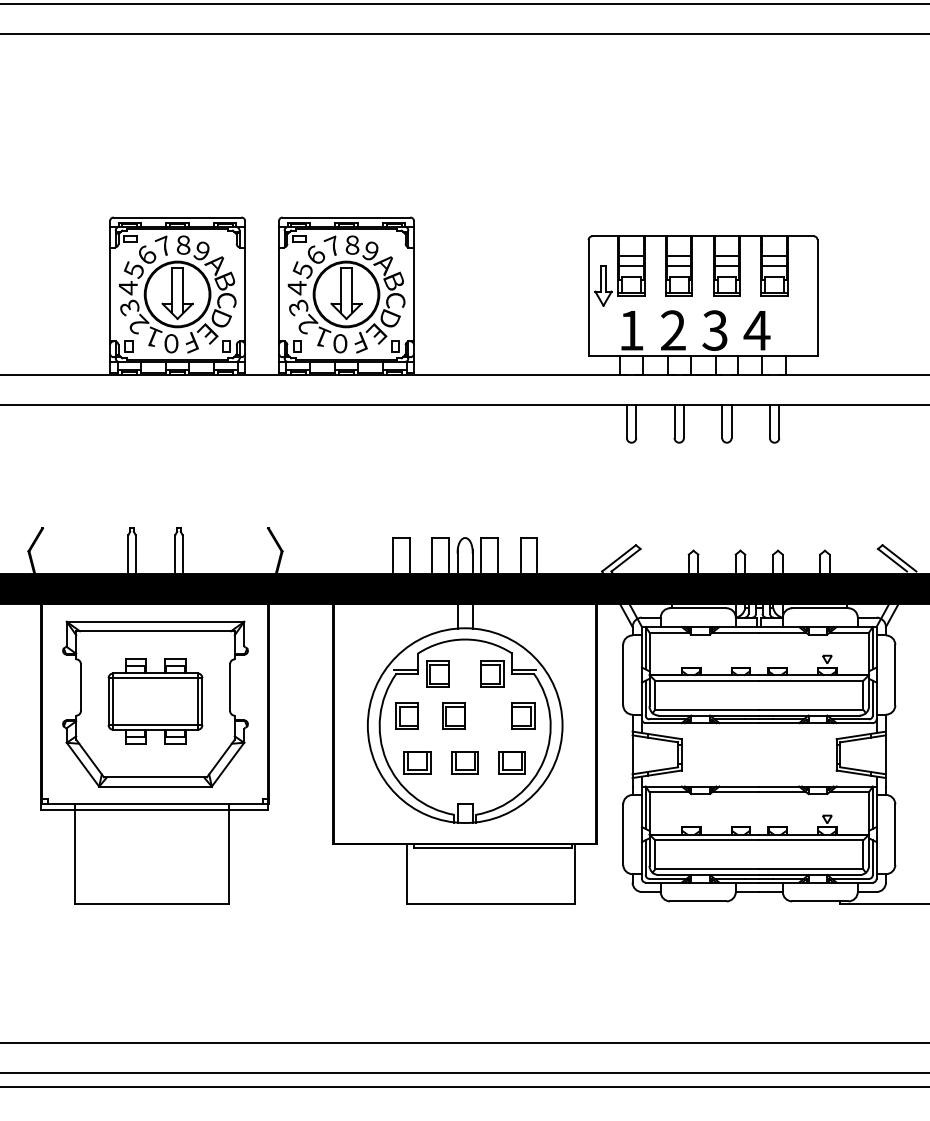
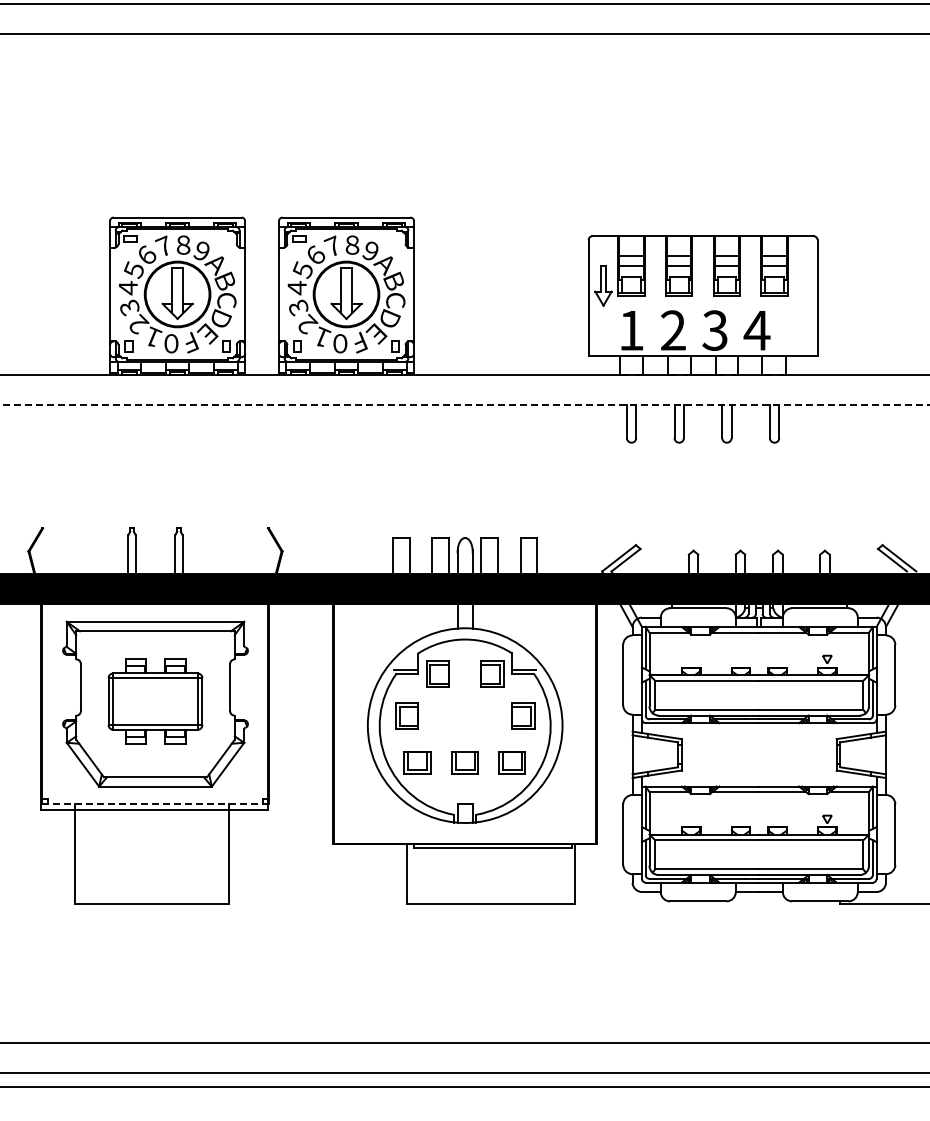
line: solid -> dashed (465, 405)
part: present -> none (453, 715)
line: solid -> dashed (155, 804)
